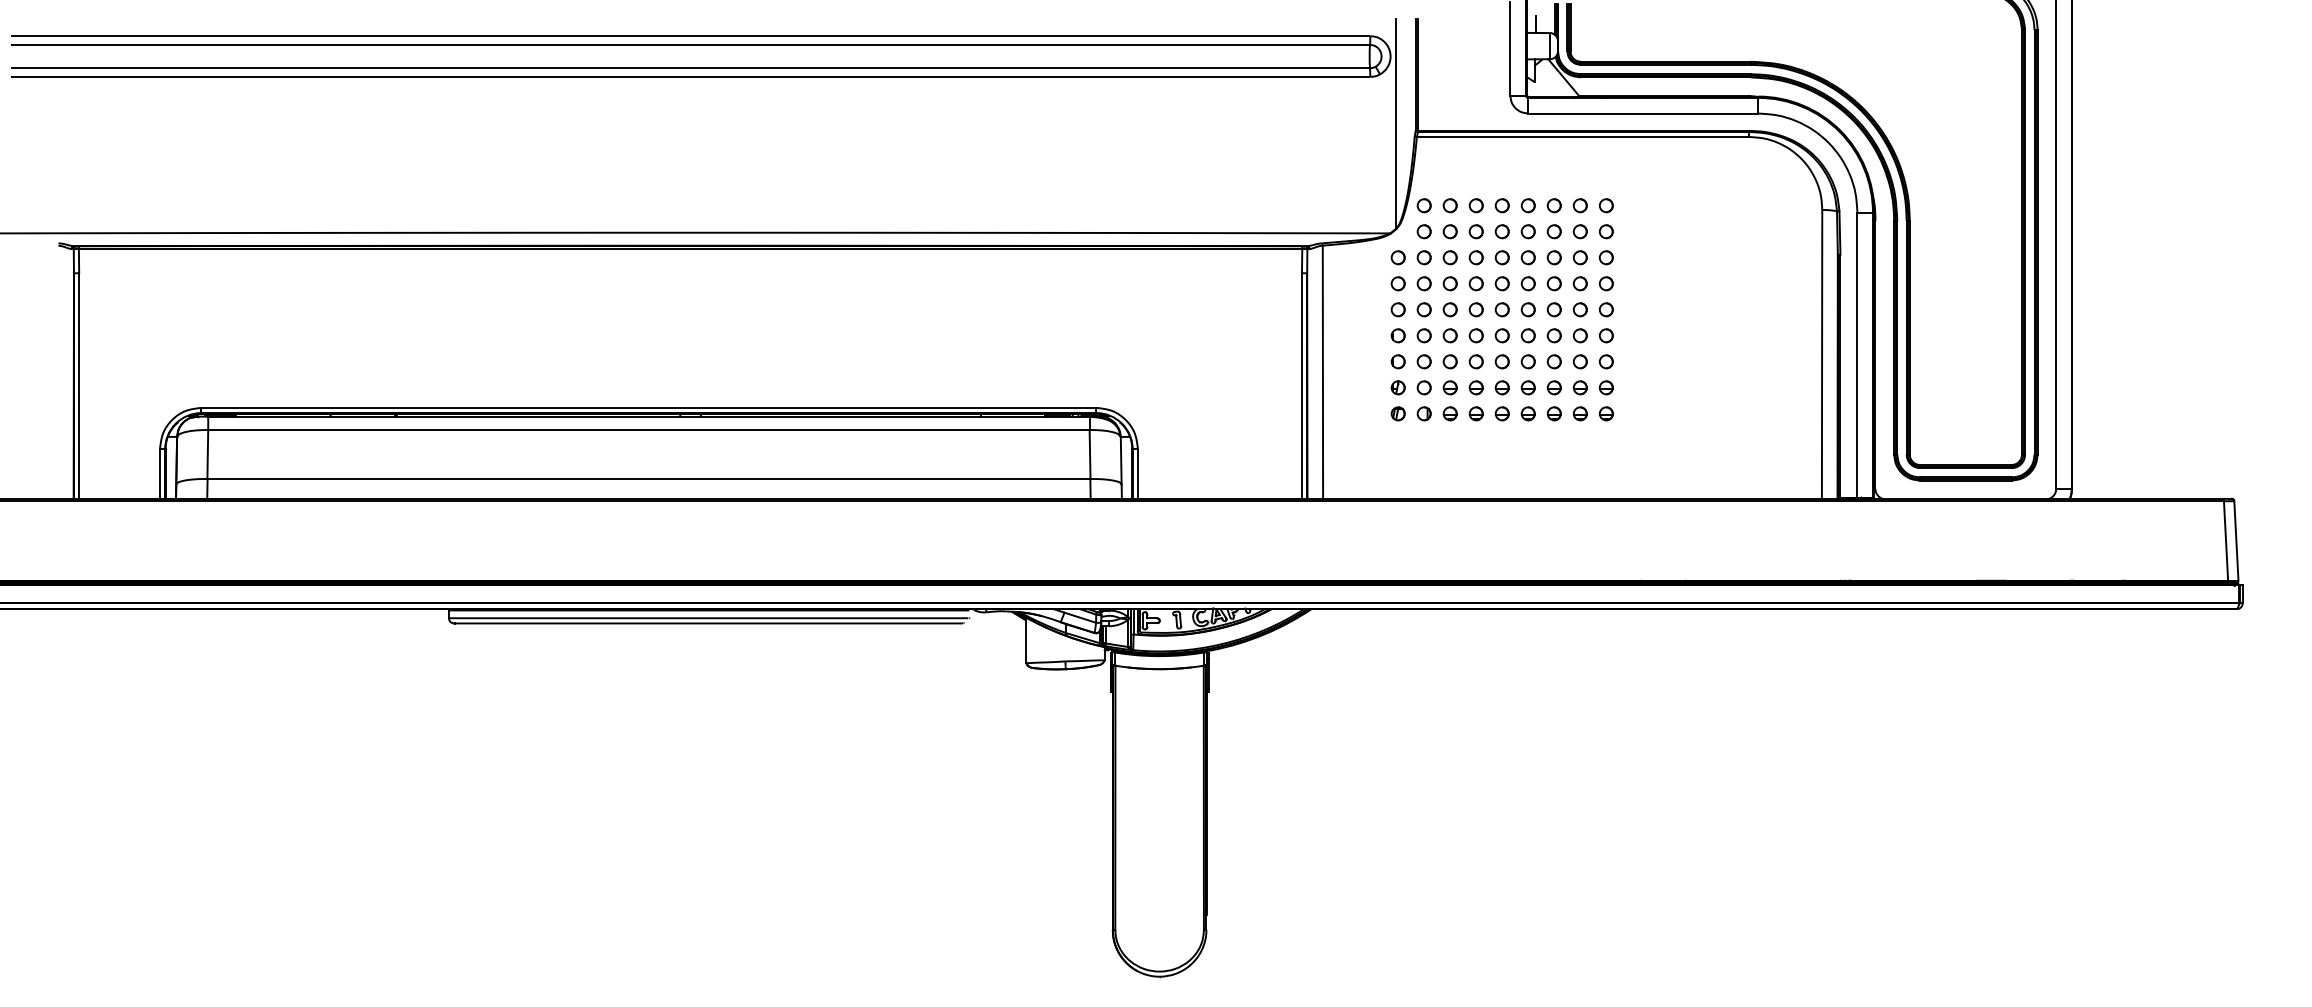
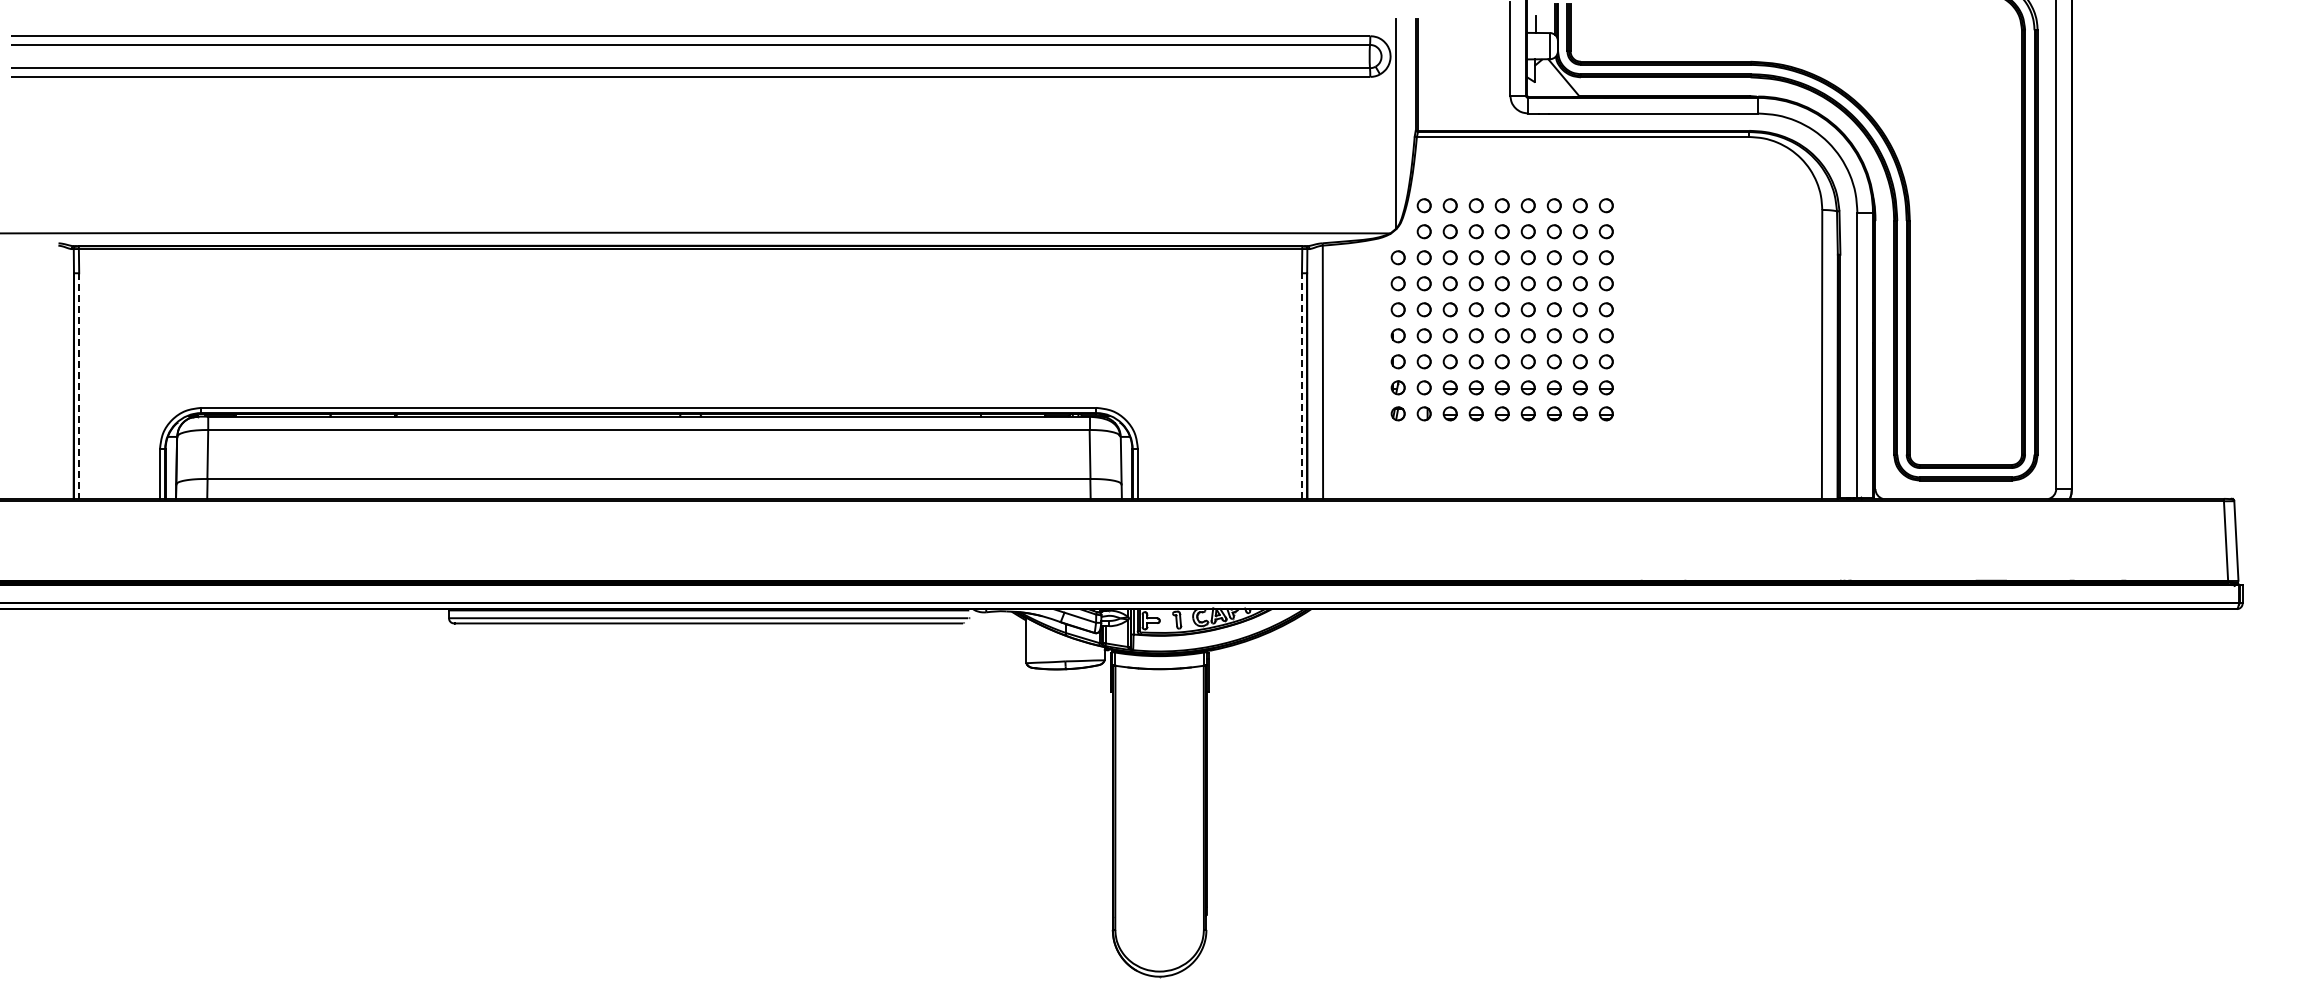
line: solid -> dashed (79, 386)
line: solid -> dashed (1301, 386)
